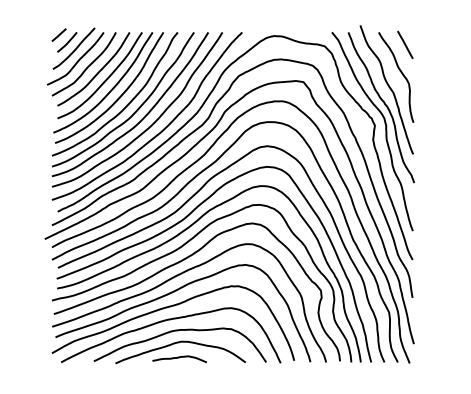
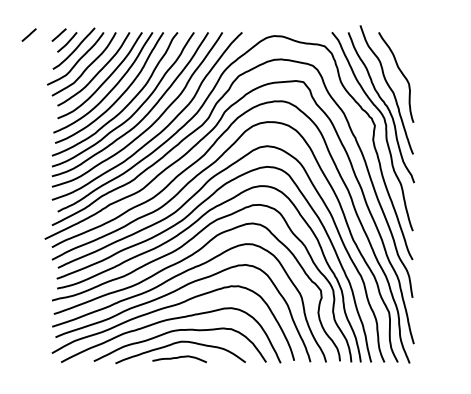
line: none -> present (28, 34)
line: present -> none (405, 44)
